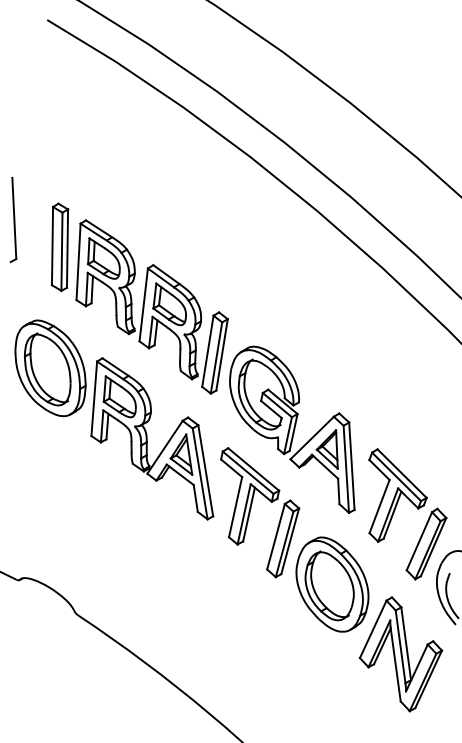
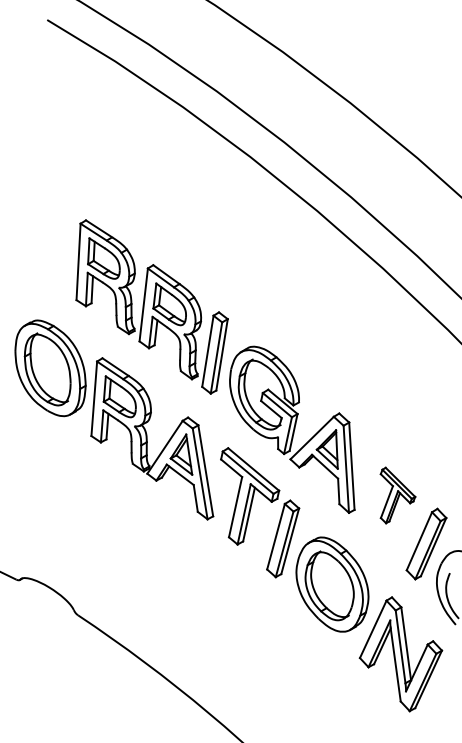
part: present -> none (13, 219)
part: present -> none (59, 246)
part size: 60x95 px -> 38x59 px (397, 495)
